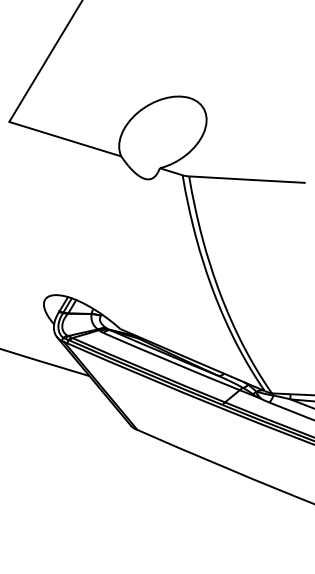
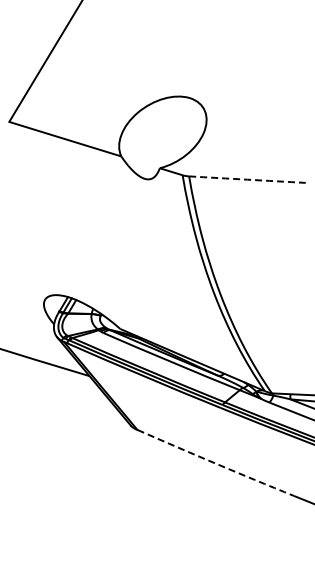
arc: solid -> dashed (247, 179)
arc: solid -> dashed (215, 463)
